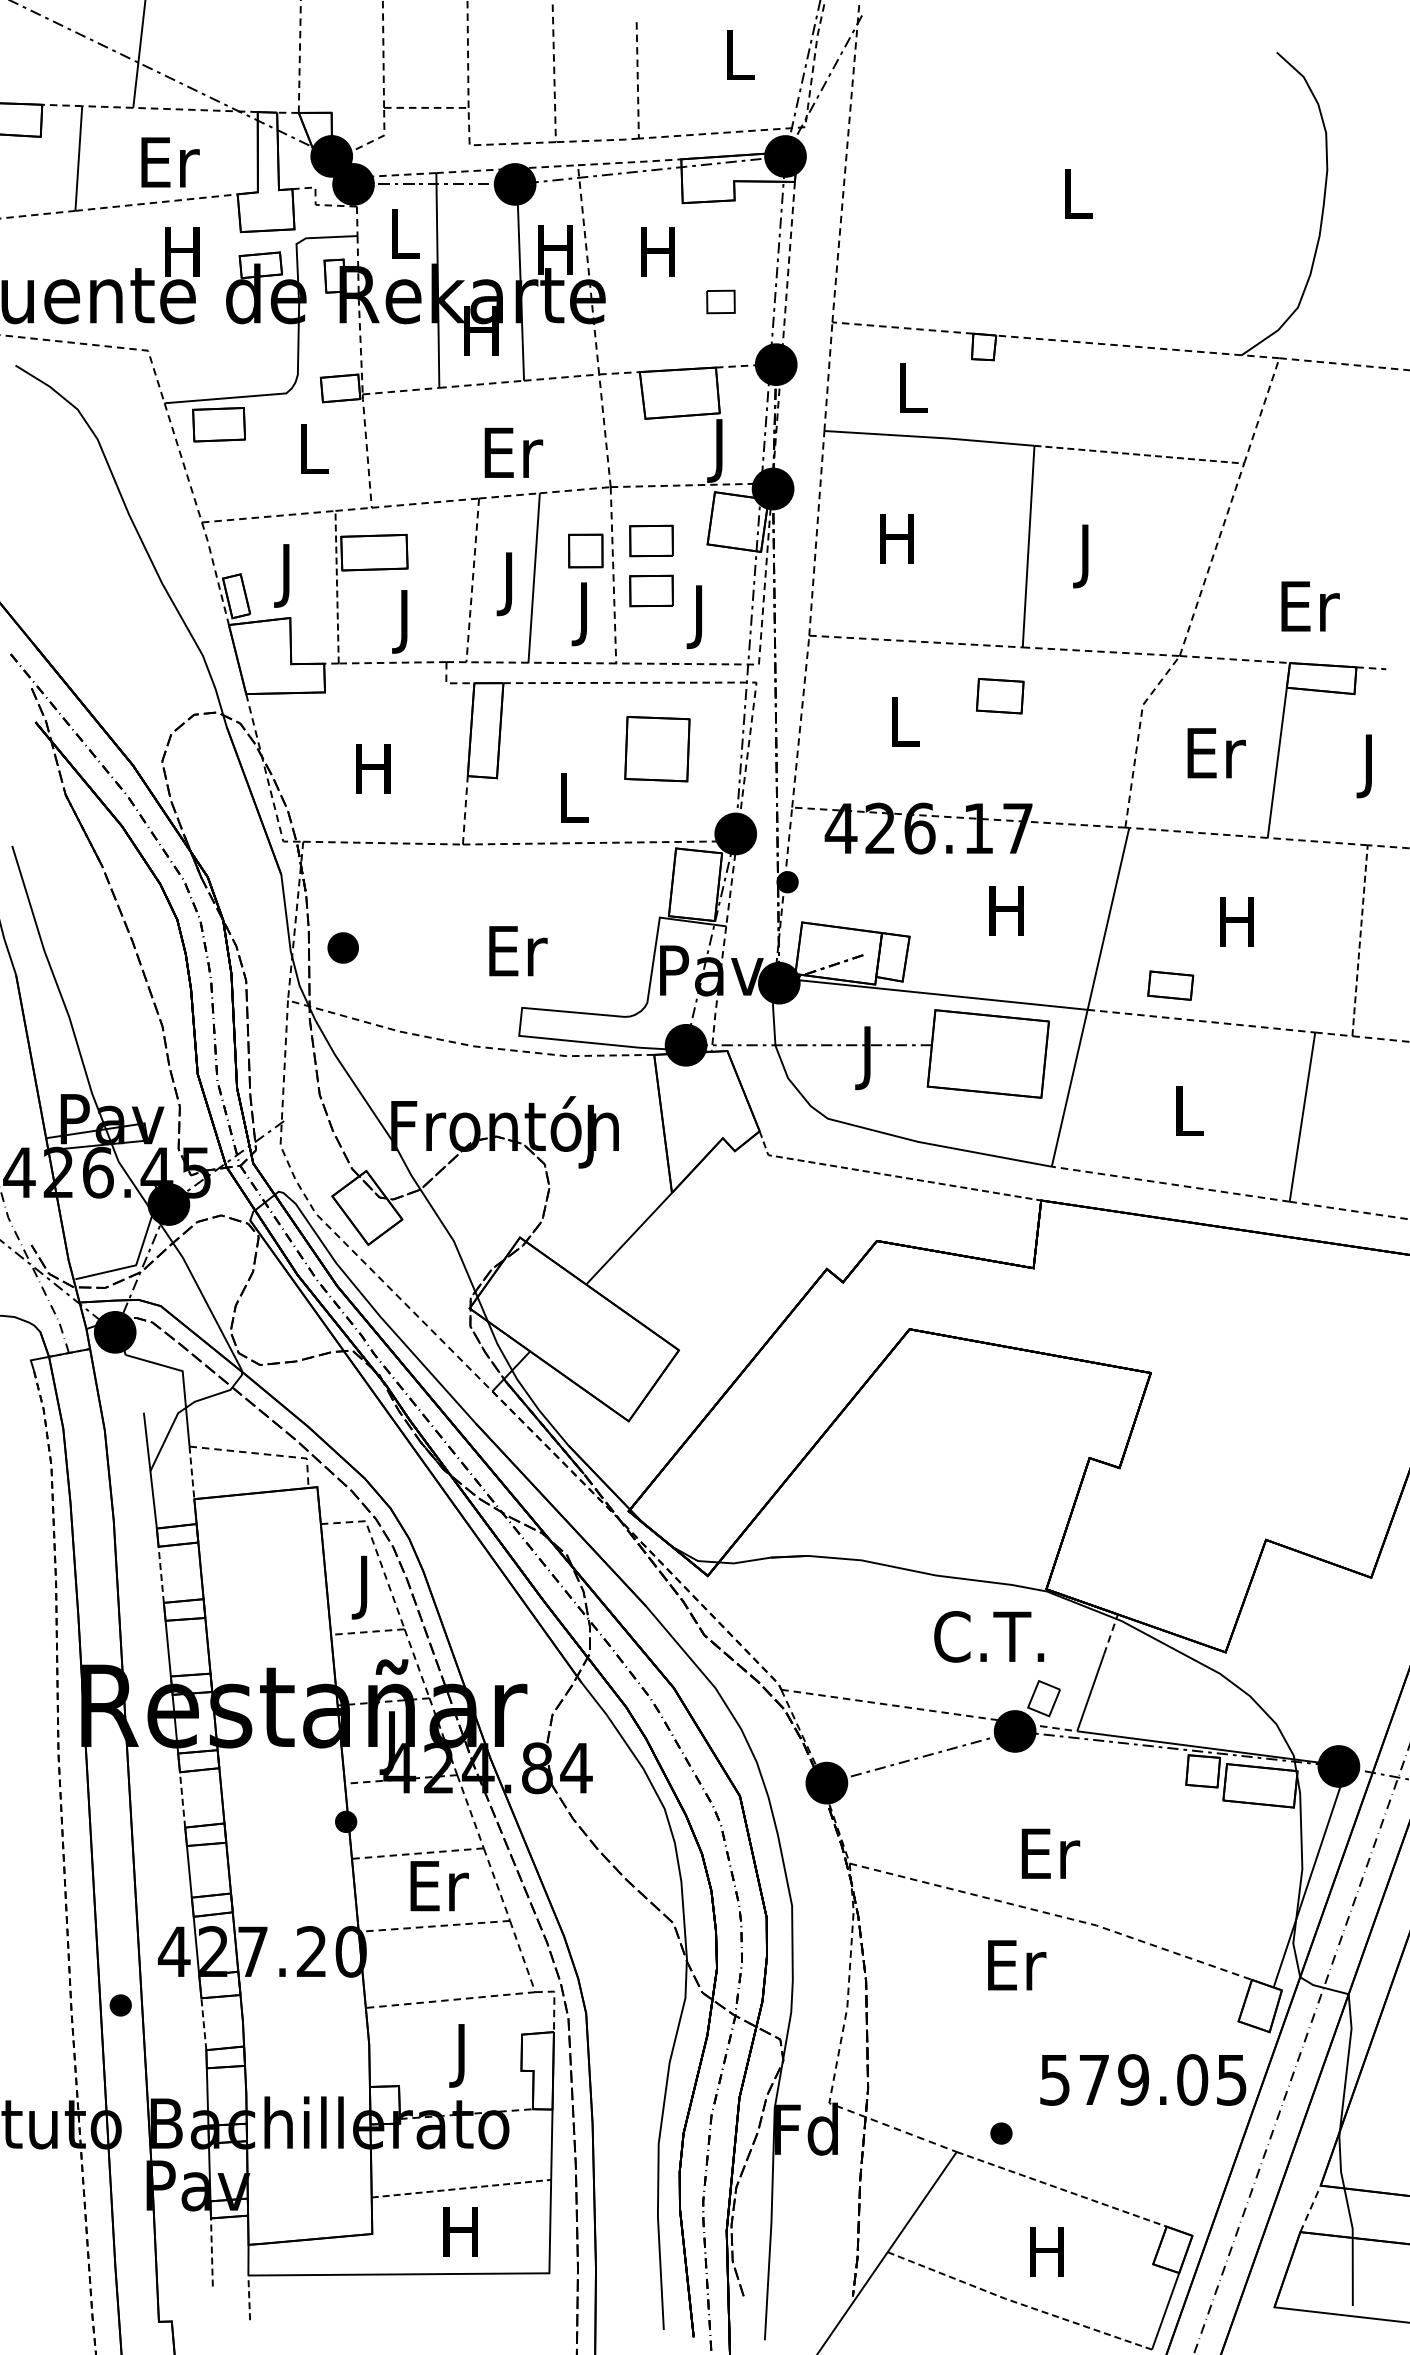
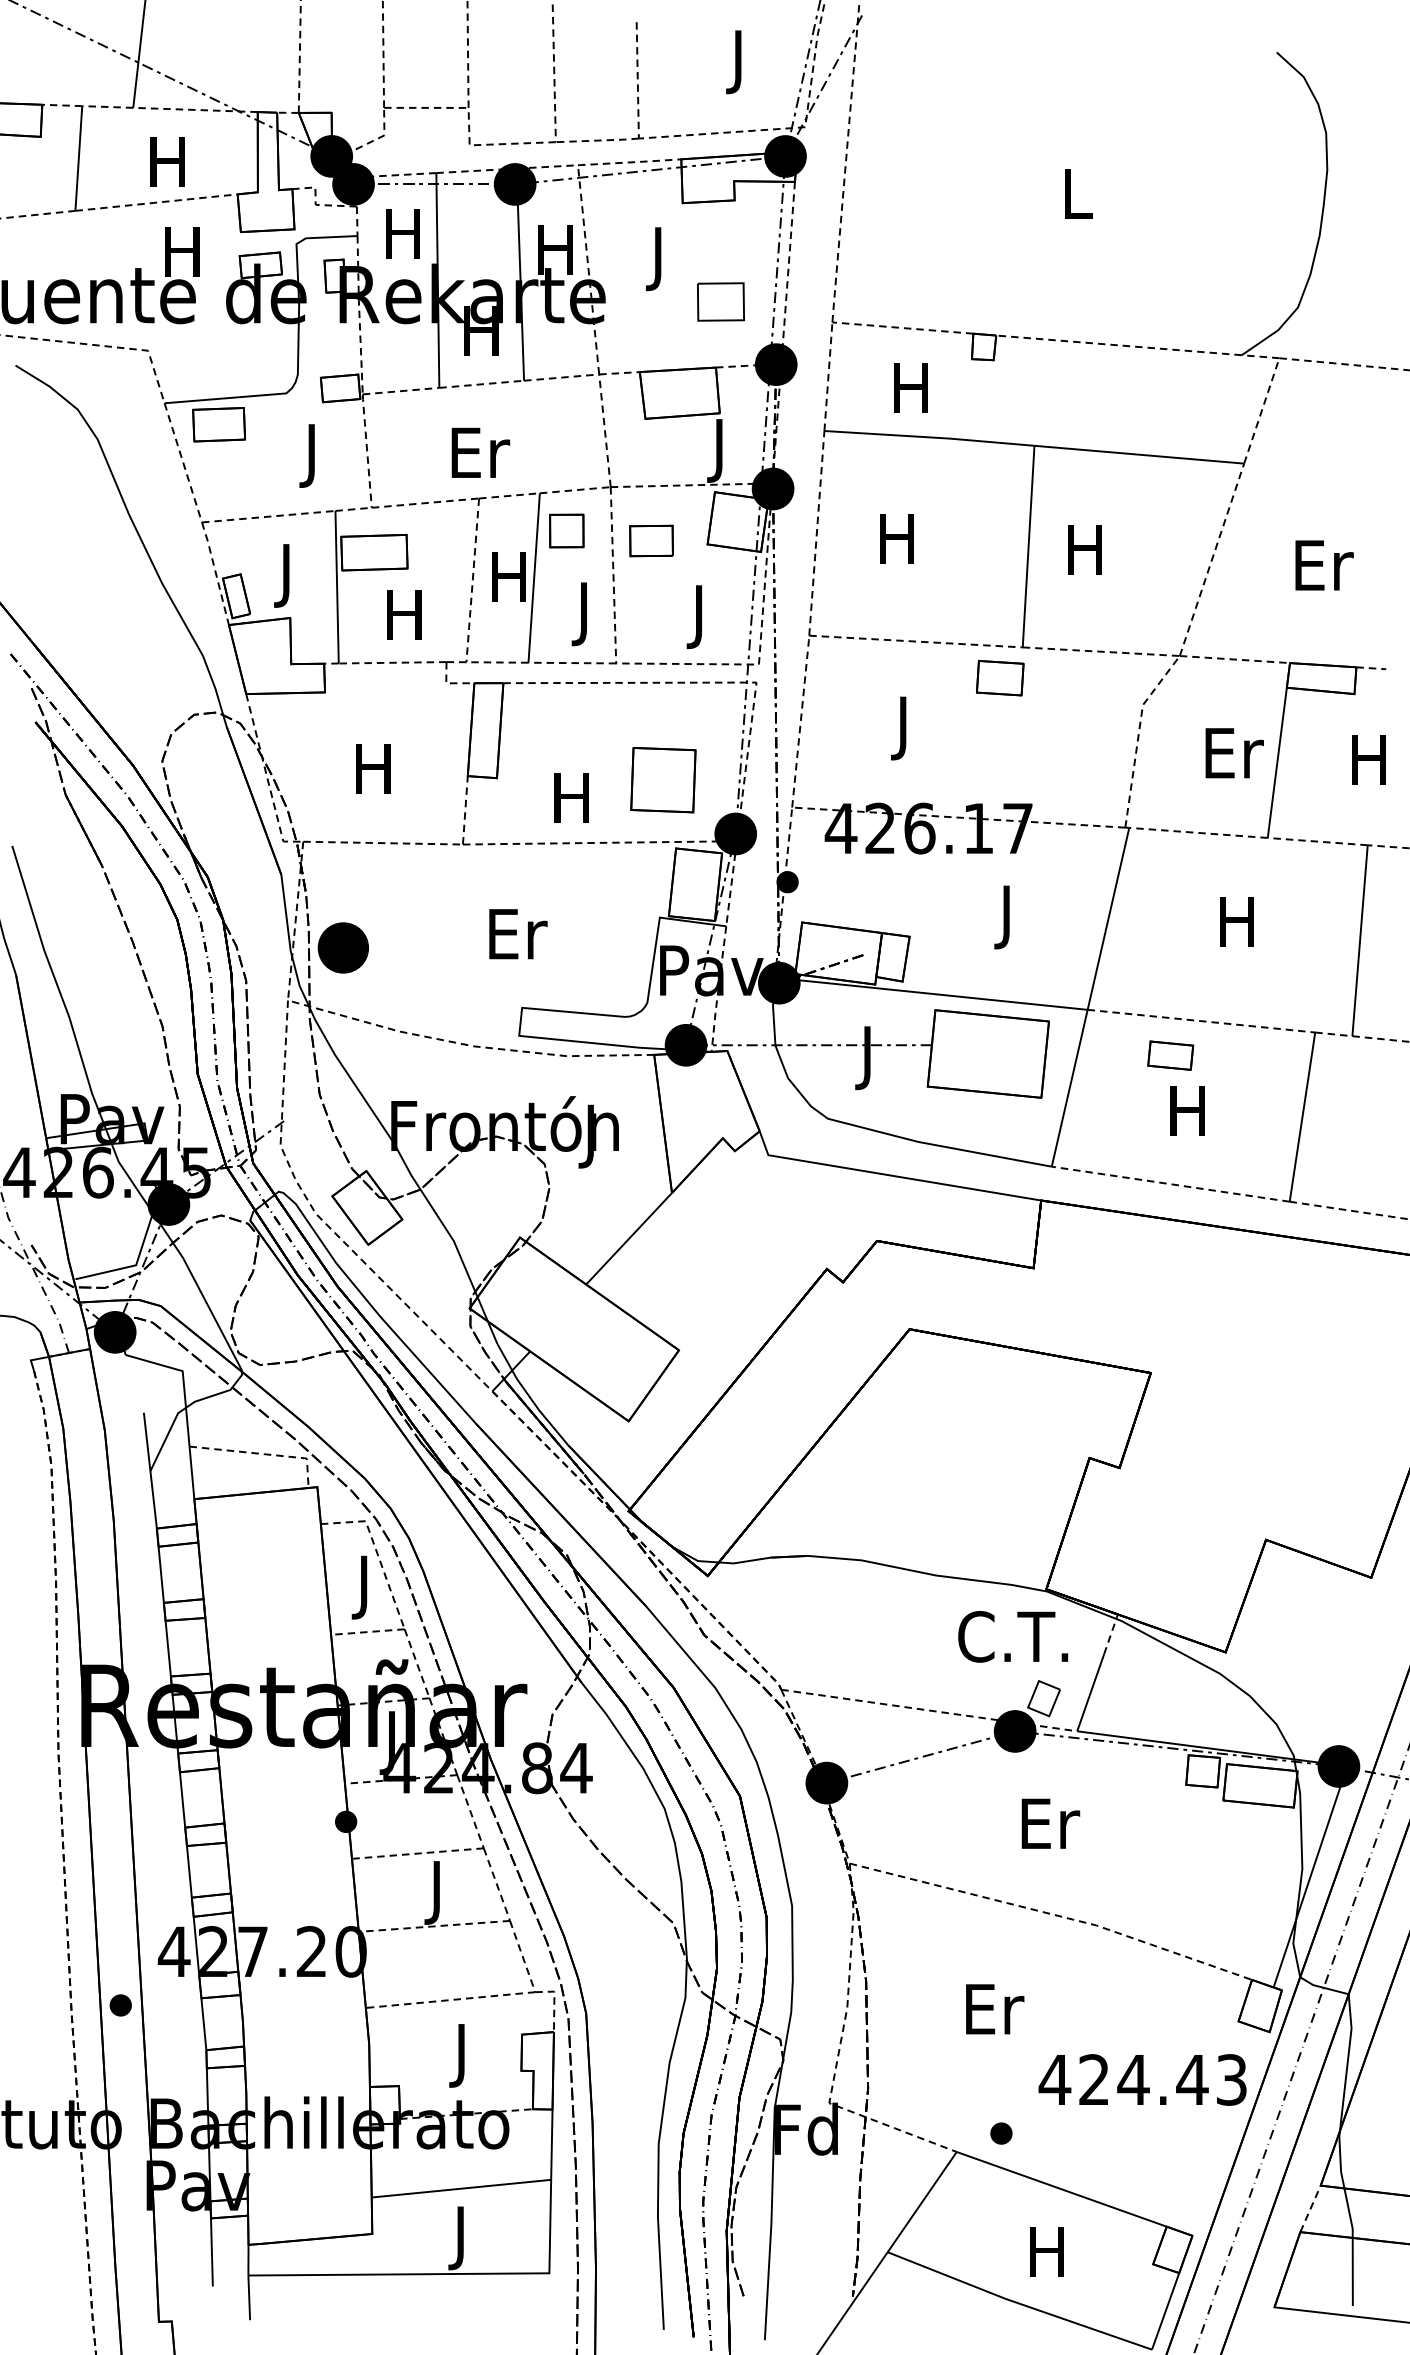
text: L -> J (740, 62)
text: Er -> H (170, 162)
text: L -> H (402, 233)
text: H -> J (657, 259)
part size: 30x26 px -> 48x40 px (720, 301)
text: L -> H (910, 387)
text position: (513, 452) -> (480, 452) (480, 452)
line: dashed -> solid (1139, 454)
text: L -> J (313, 455)
part position: (585, 550) -> (566, 530) (566, 530)
text: J -> H (1084, 556)
text: J -> H (508, 584)
line: dashed -> solid (337, 586)
part: present -> none (651, 590)
text position: (1310, 606) -> (1324, 565) (1324, 565)
text: J -> H (404, 621)
part position: (1000, 696) -> (1000, 678) (1000, 678)
text: L -> J (905, 728)
part position: (657, 749) -> (663, 780) (663, 780)
text position: (1216, 753) -> (1234, 753) (1234, 753)
text: J -> H (1368, 766)
text: L -> H (571, 797)
text: H -> J (1006, 917)
line: dashed -> solid (1360, 940)
part size: 32x32 px -> 52x52 px (342, 947)
text position: (518, 951) -> (518, 934) (518, 934)
part position: (1170, 985) -> (1170, 1055) (1170, 1055)
text: L -> H (1187, 1110)
line: dashed -> solid (891, 1175)
line: dashed -> solid (191, 1473)
line: dashed -> solid (161, 1574)
text position: (989, 1636) -> (1013, 1636) (1013, 1636)
line: dashed -> solid (182, 1799)
text position: (1050, 1853) -> (1050, 1823) (1050, 1823)
text: Er -> J (439, 1892)
text position: (1017, 1965) -> (995, 2009) (995, 2009)
line: dashed -> solid (203, 2023)
text: 579.05 -> 424.43 (1142, 2079)
line: dashed -> solid (461, 2188)
line: dashed -> solid (1062, 2189)
text: H -> J (460, 2238)
line: dashed -> solid (211, 2251)
line: dashed -> solid (249, 2297)
line: dashed -> solid (1018, 2303)
